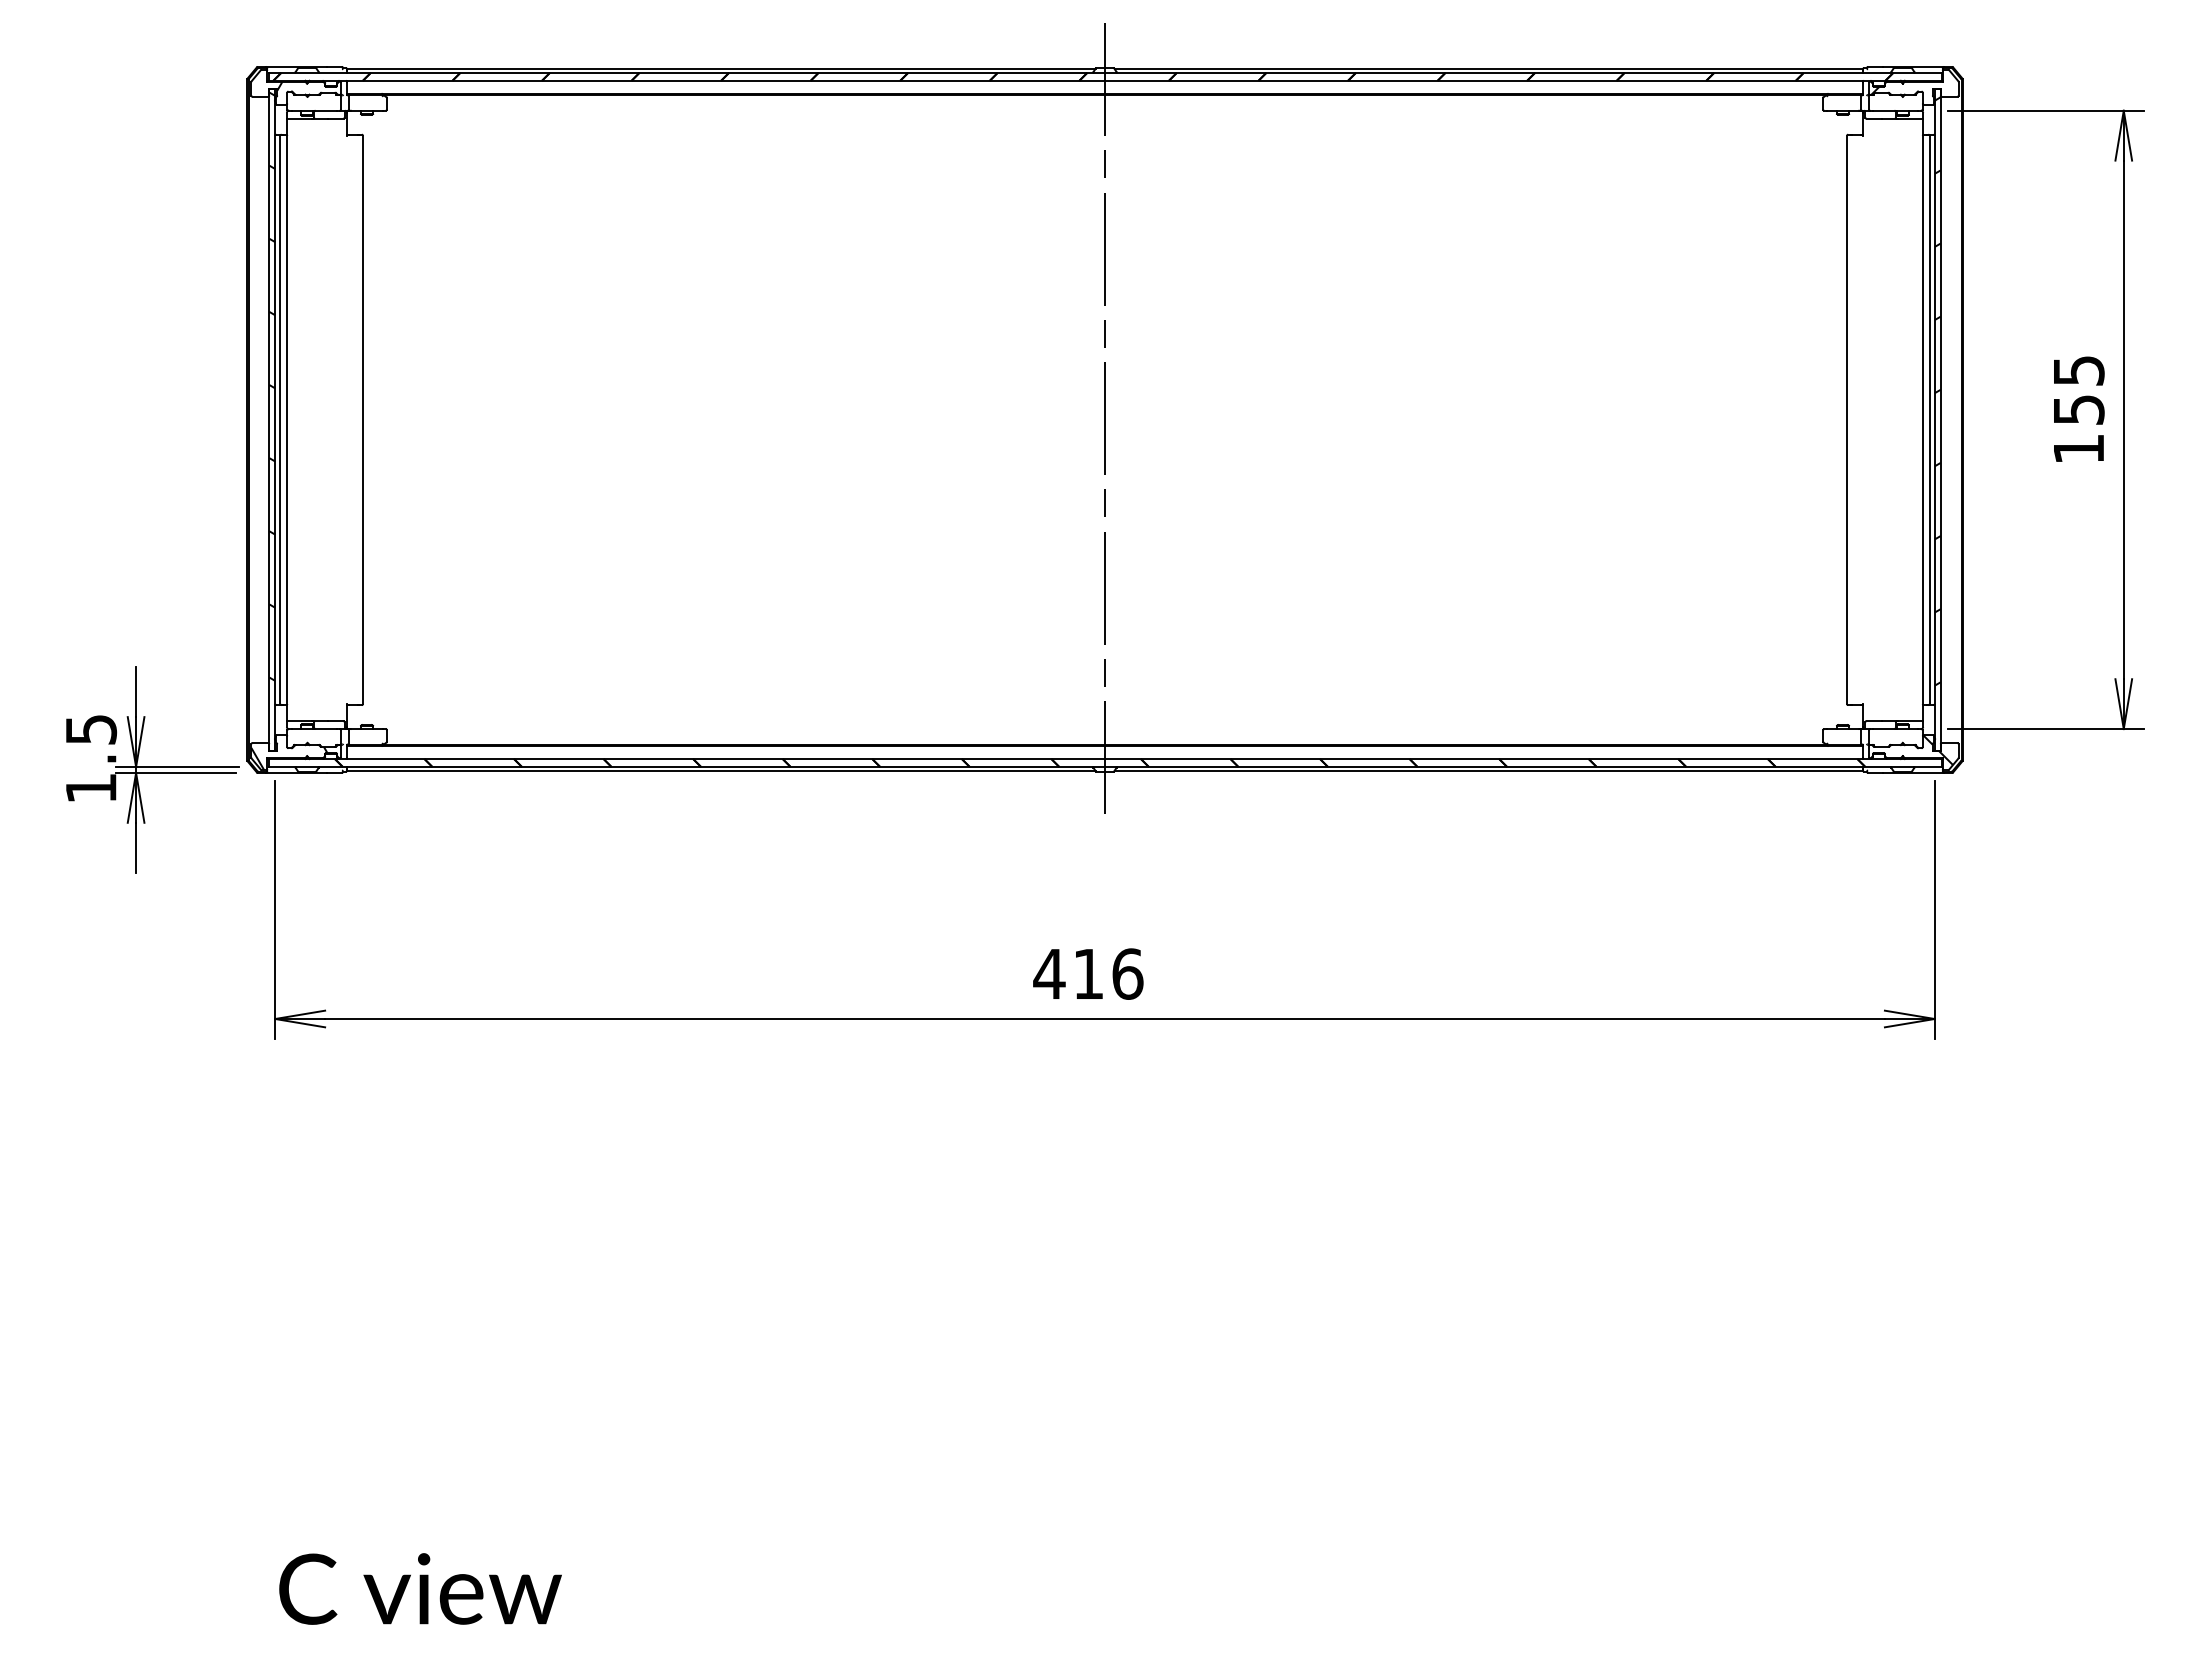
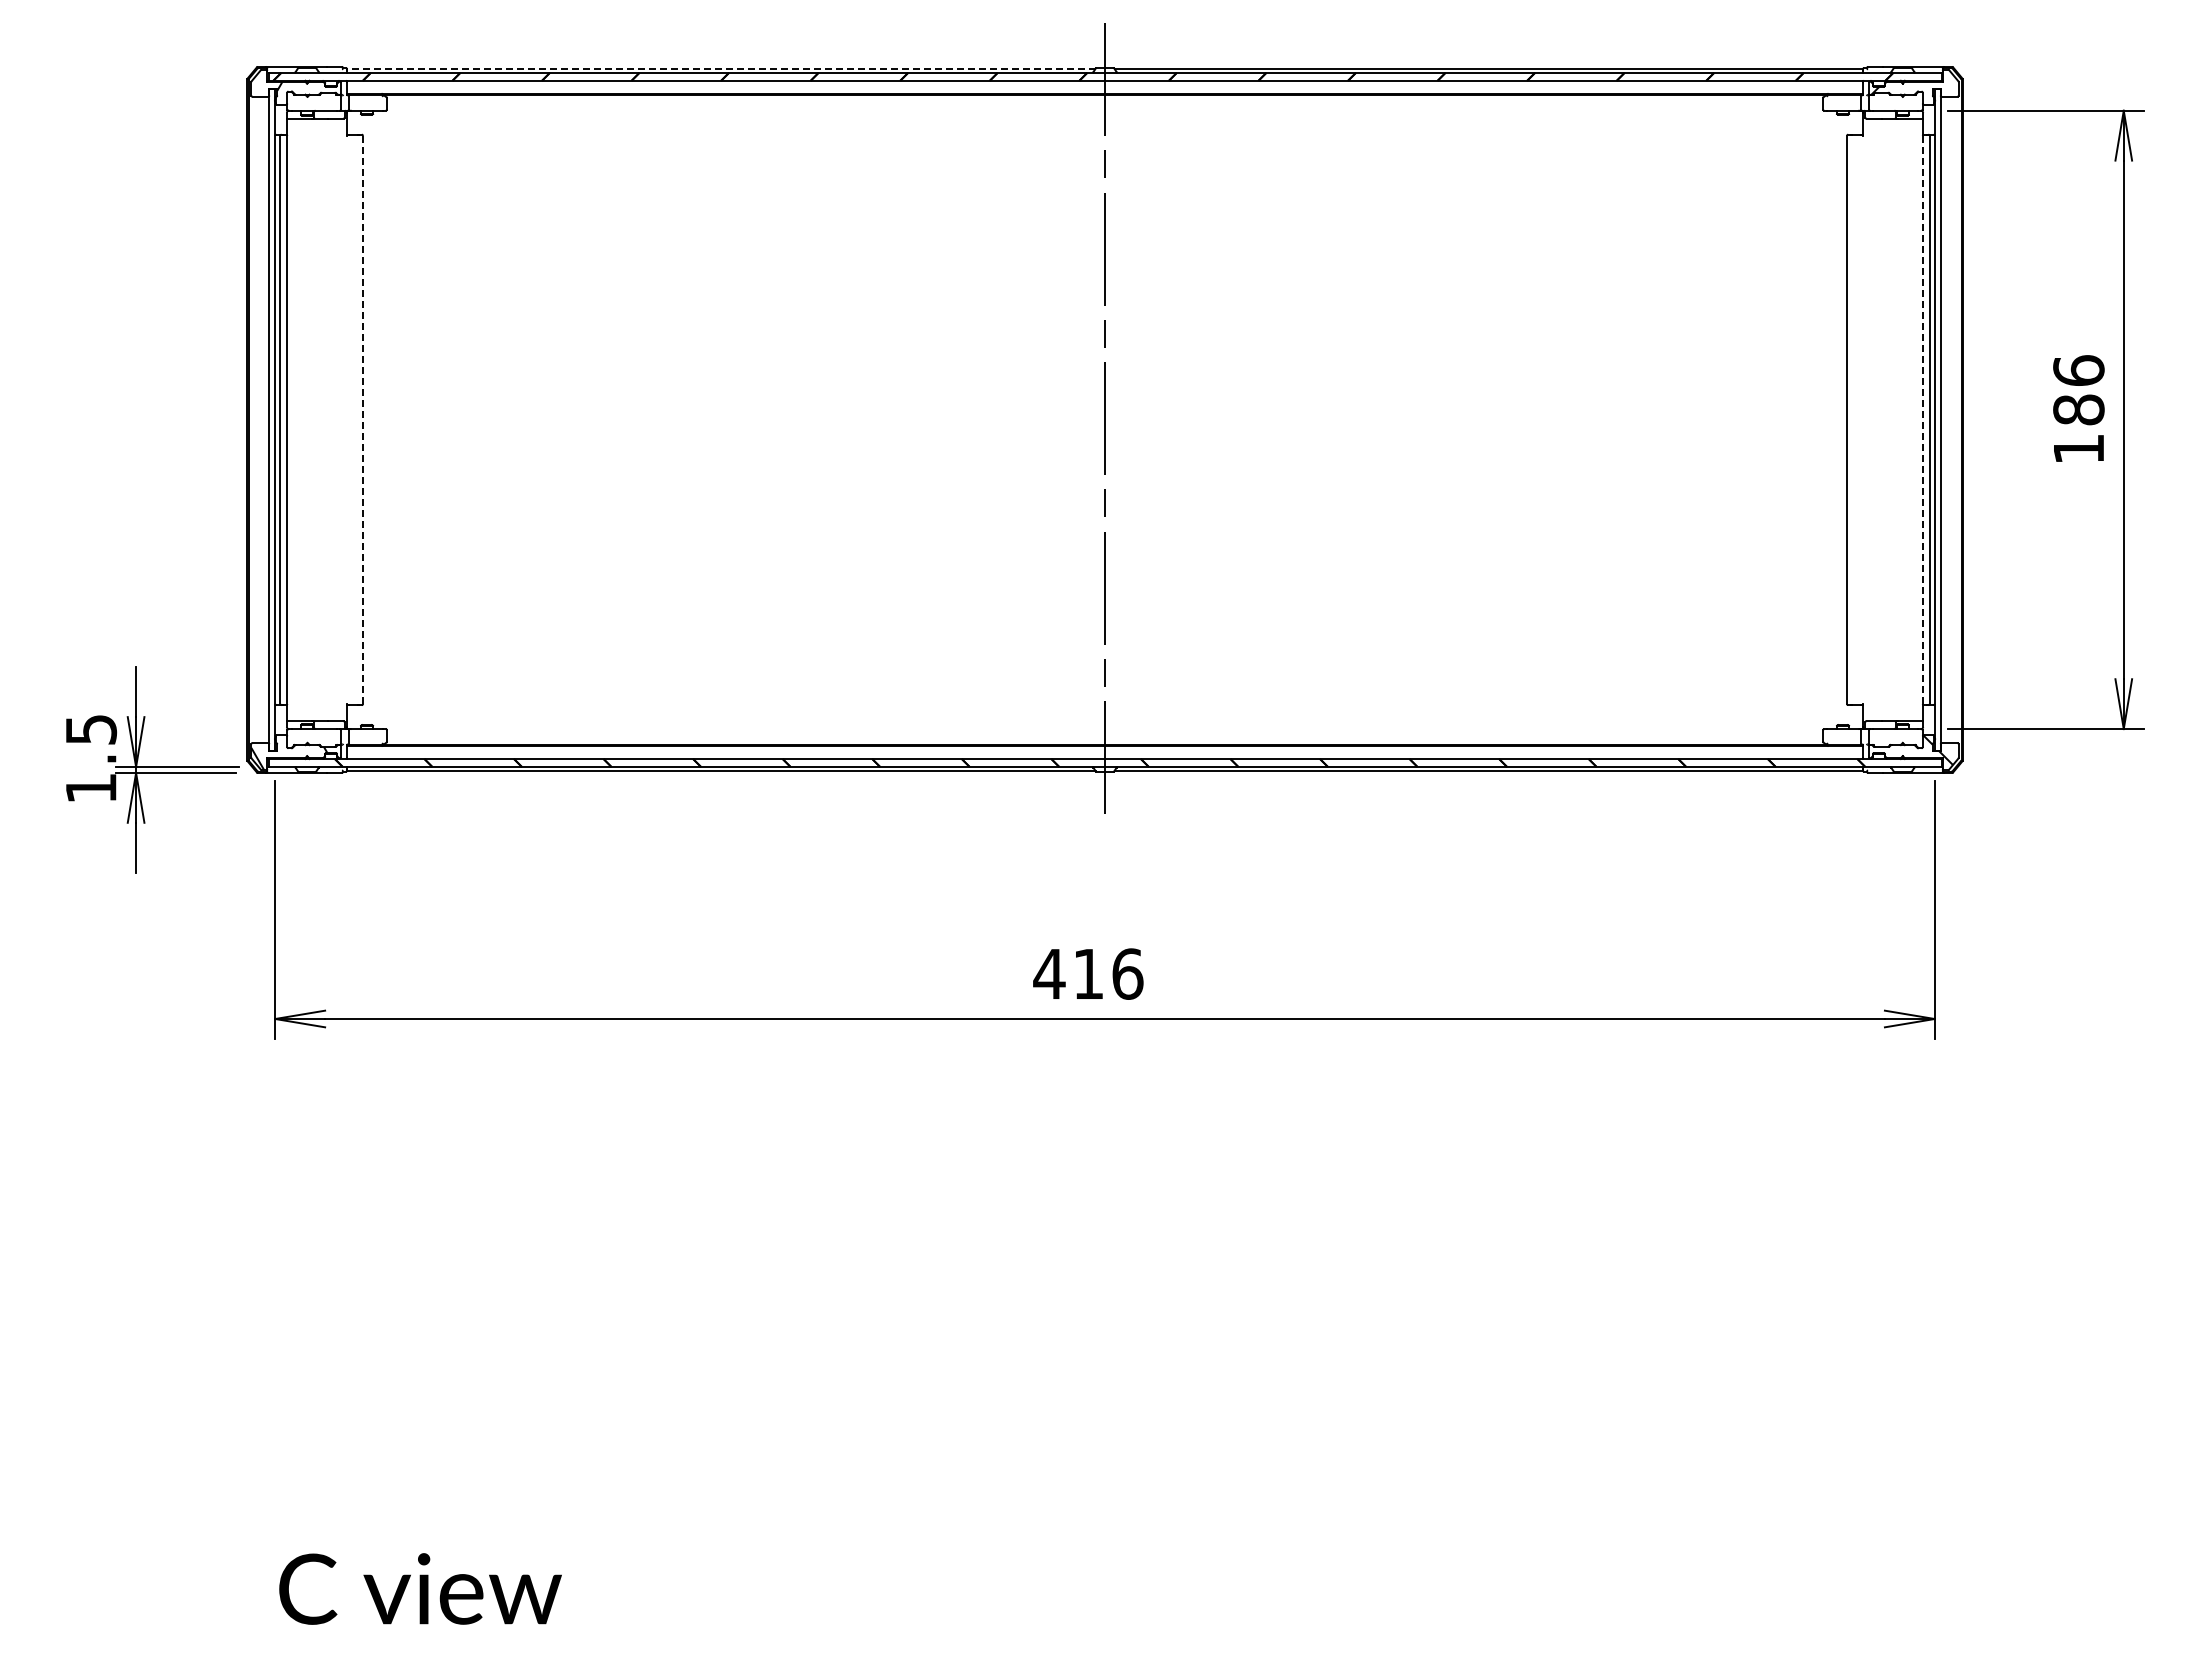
line: solid -> dashed (720, 68)
text: 155 -> 186 (2078, 390)
hatch: present -> none (1937, 391)
line: solid -> dashed (363, 419)
line: solid -> dashed (1922, 420)
hatch: present -> none (272, 421)
